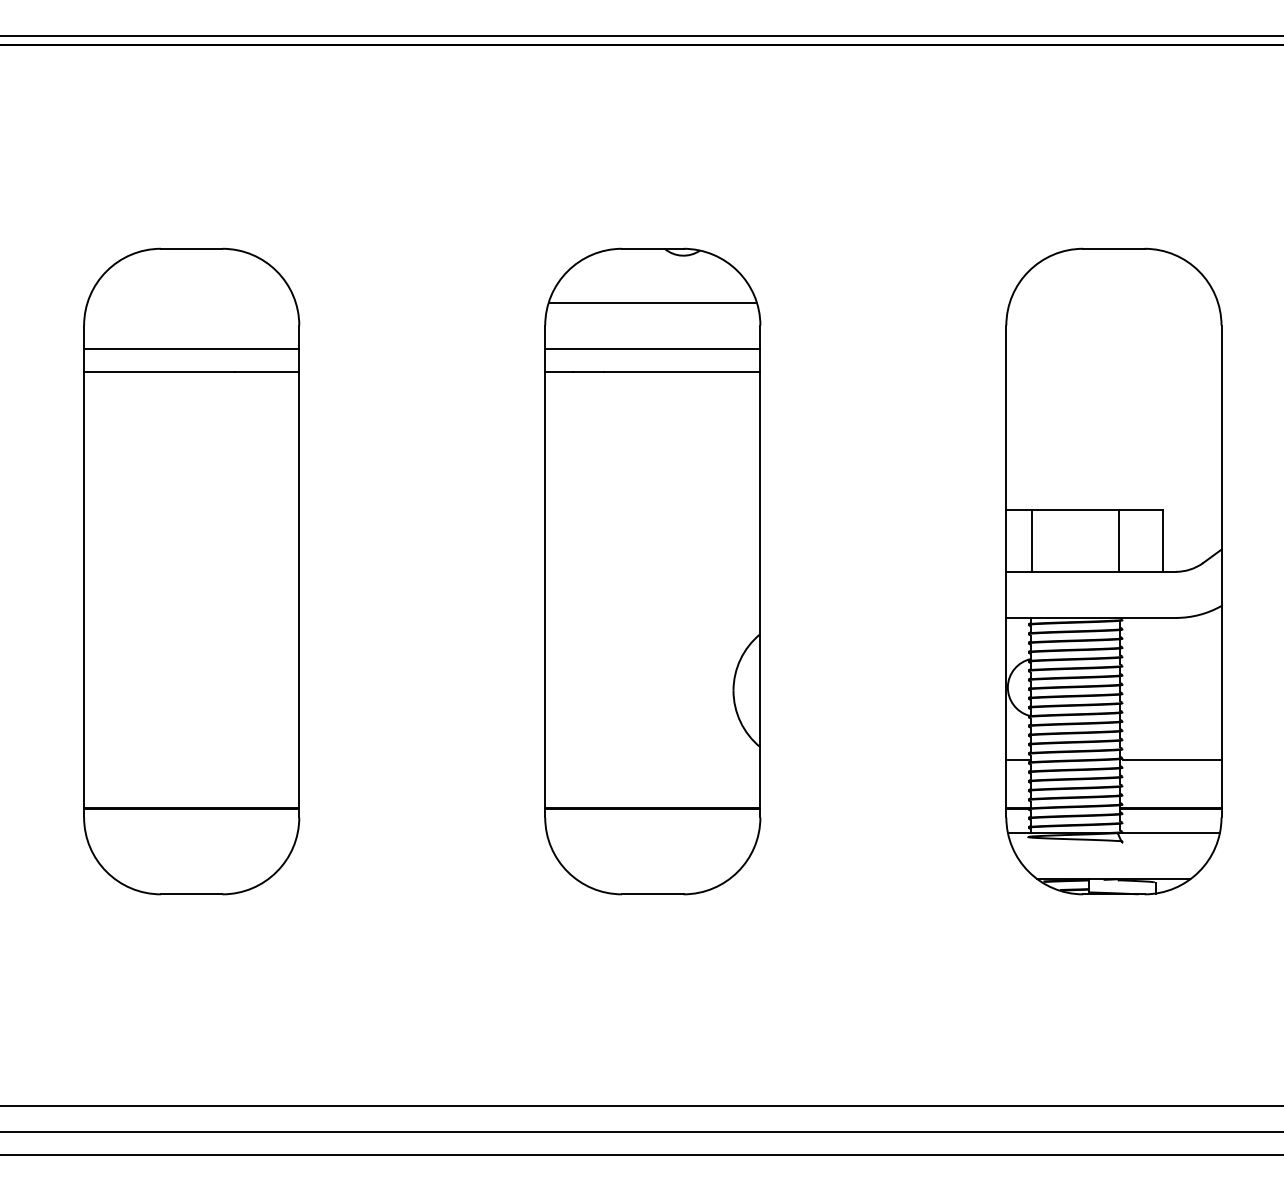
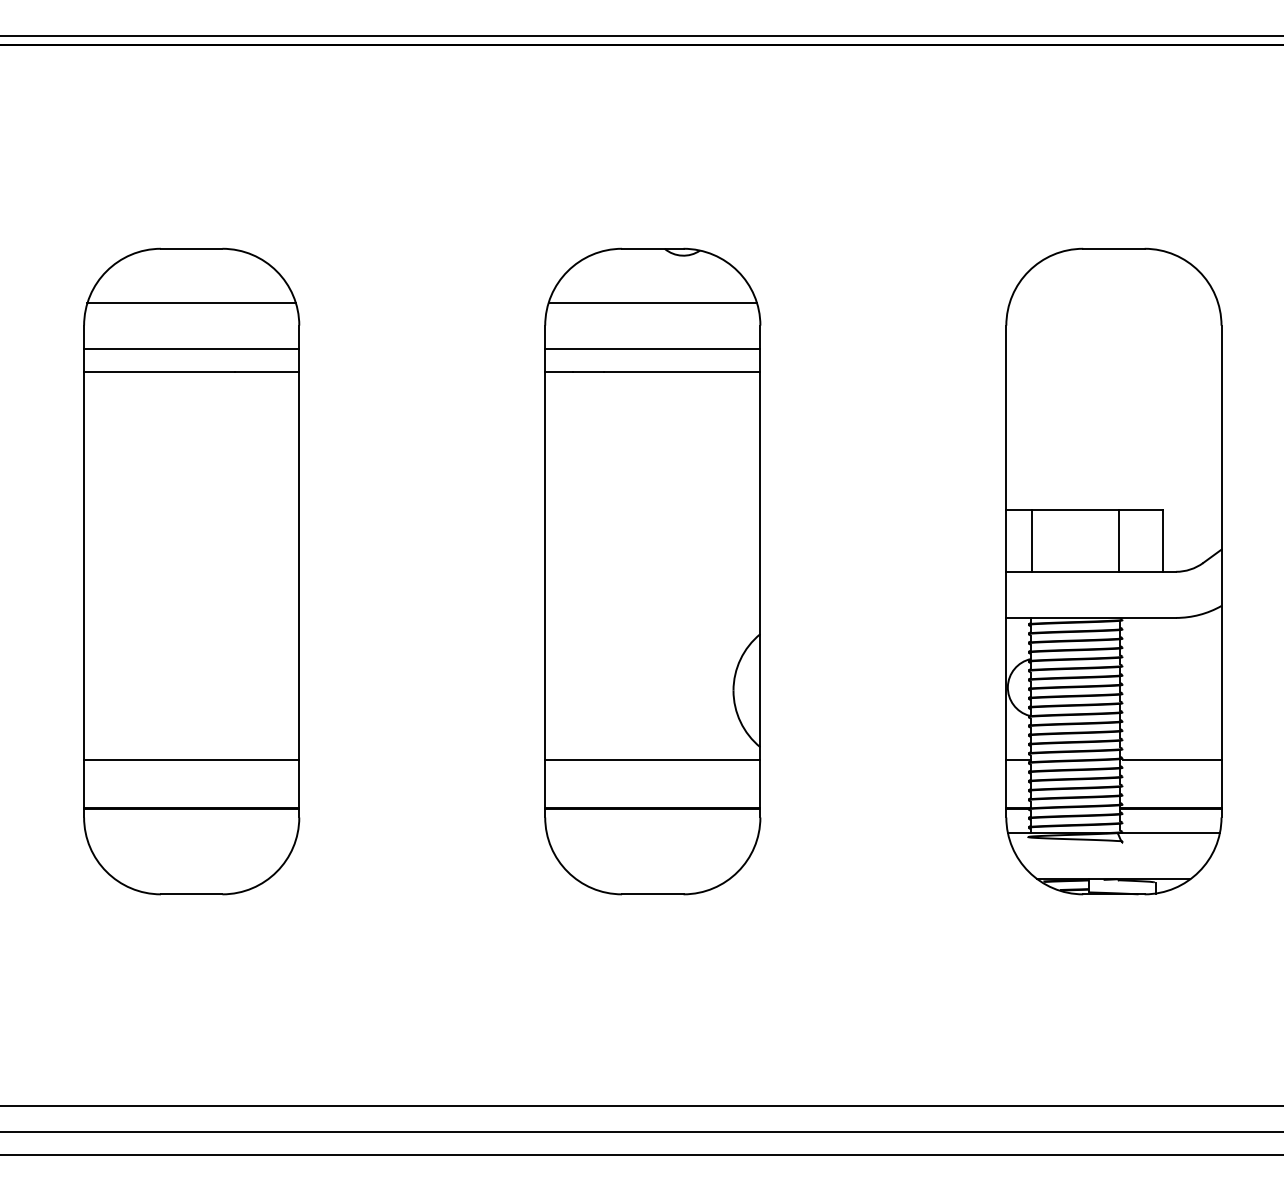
line: none -> present (191, 303)
line: none -> present (191, 759)
line: none -> present (652, 759)
